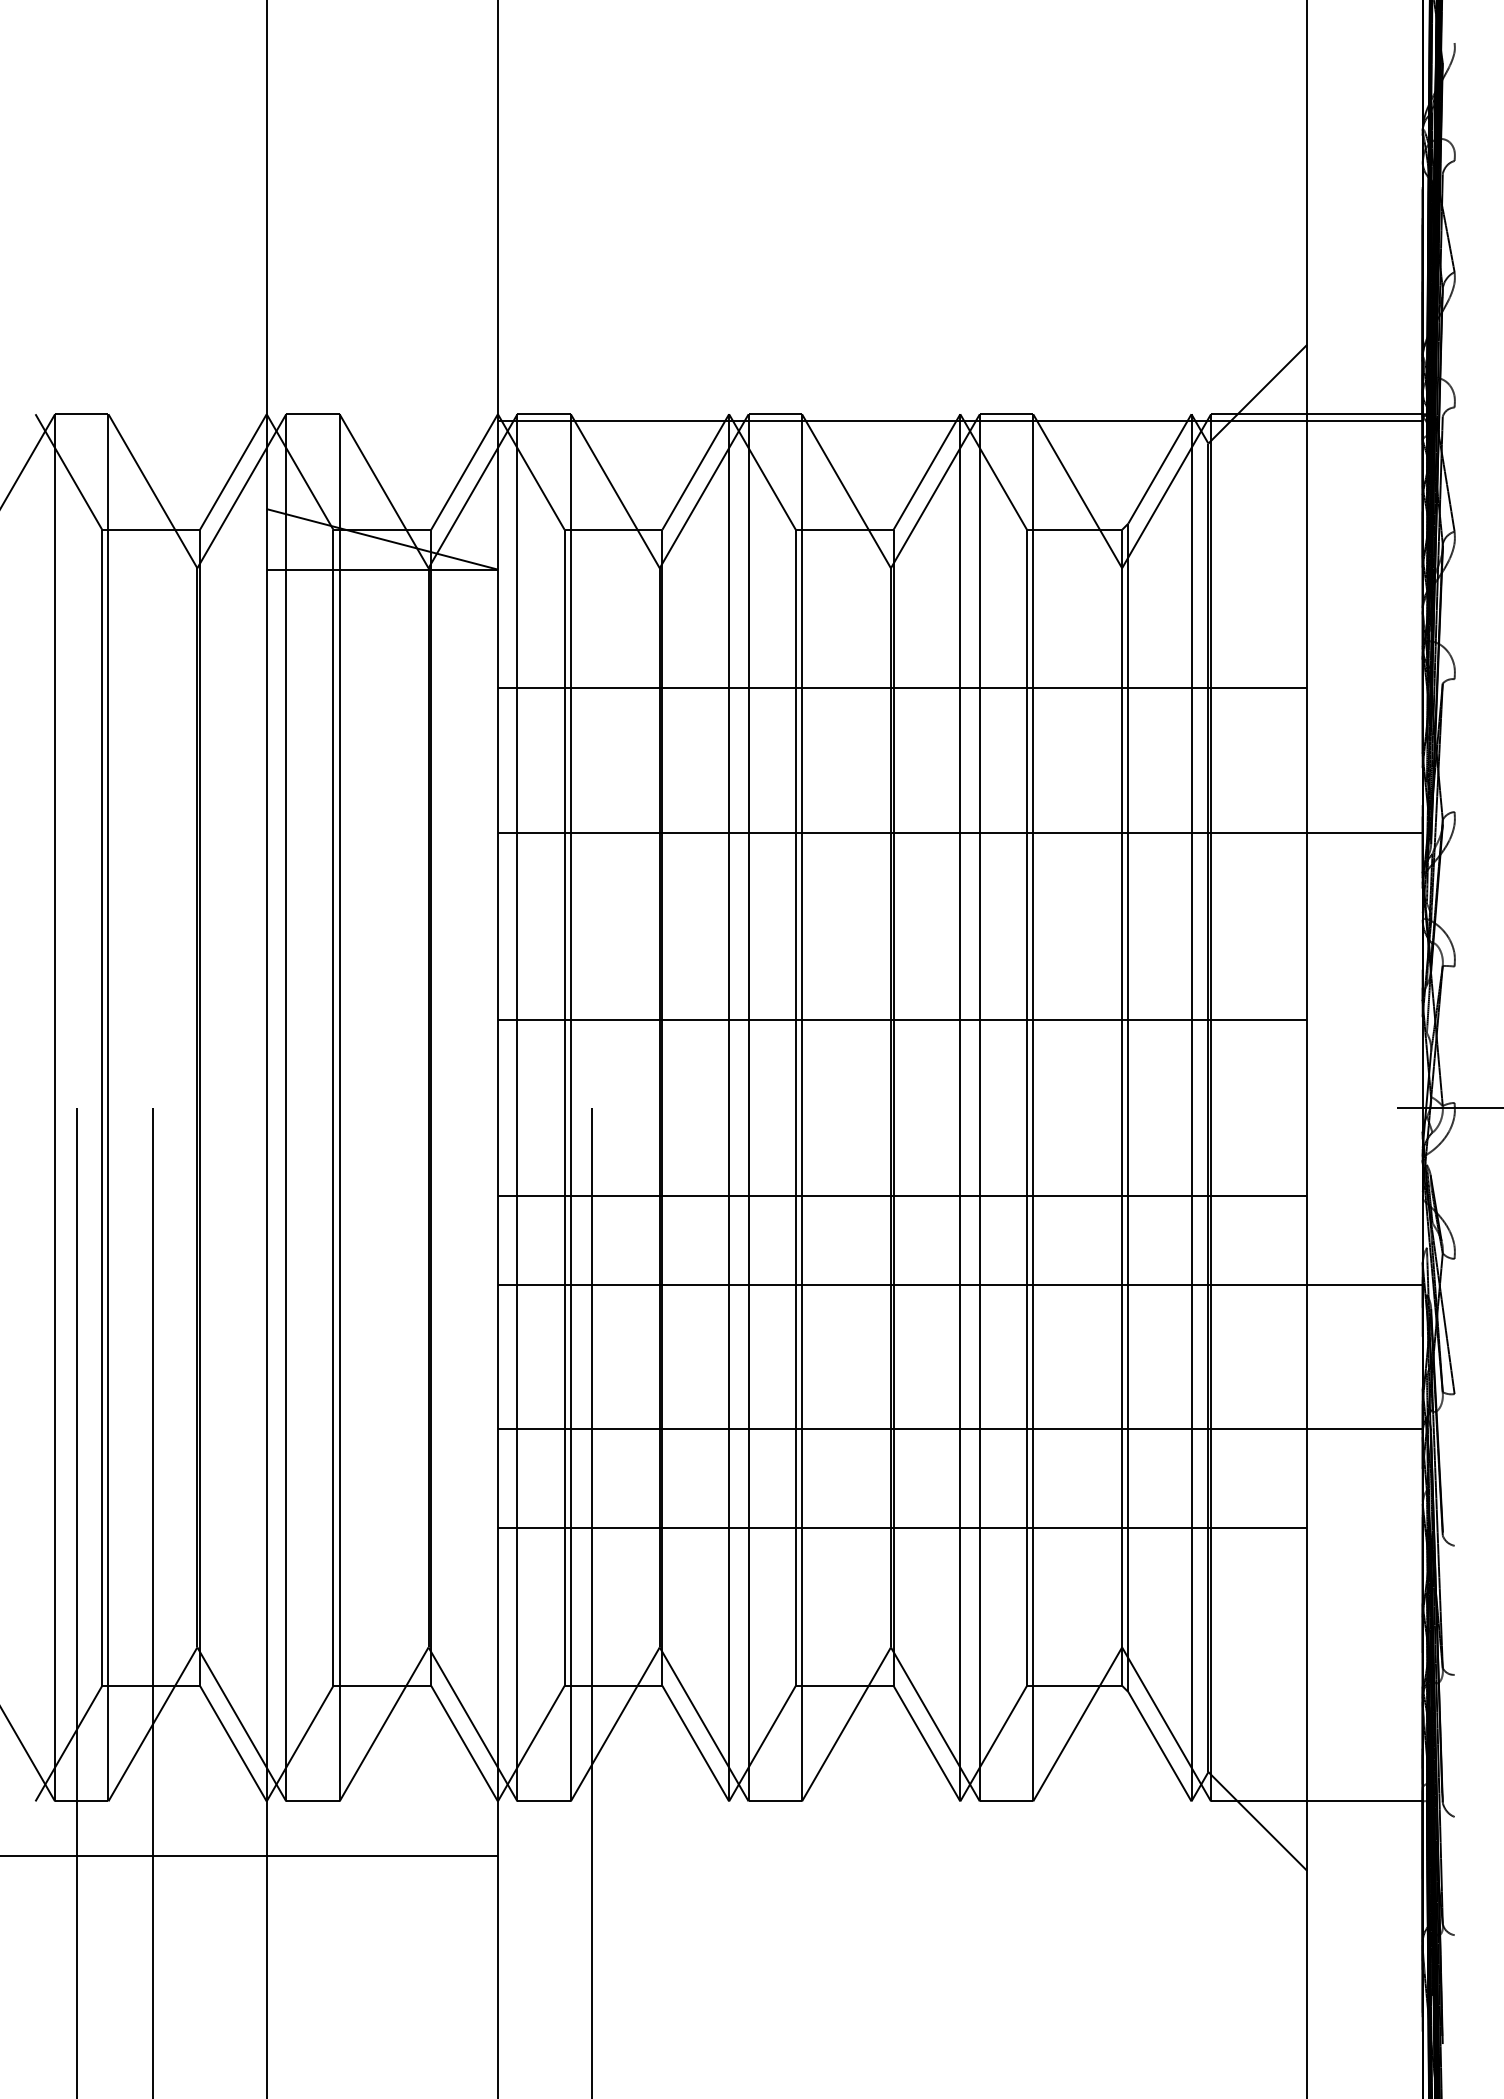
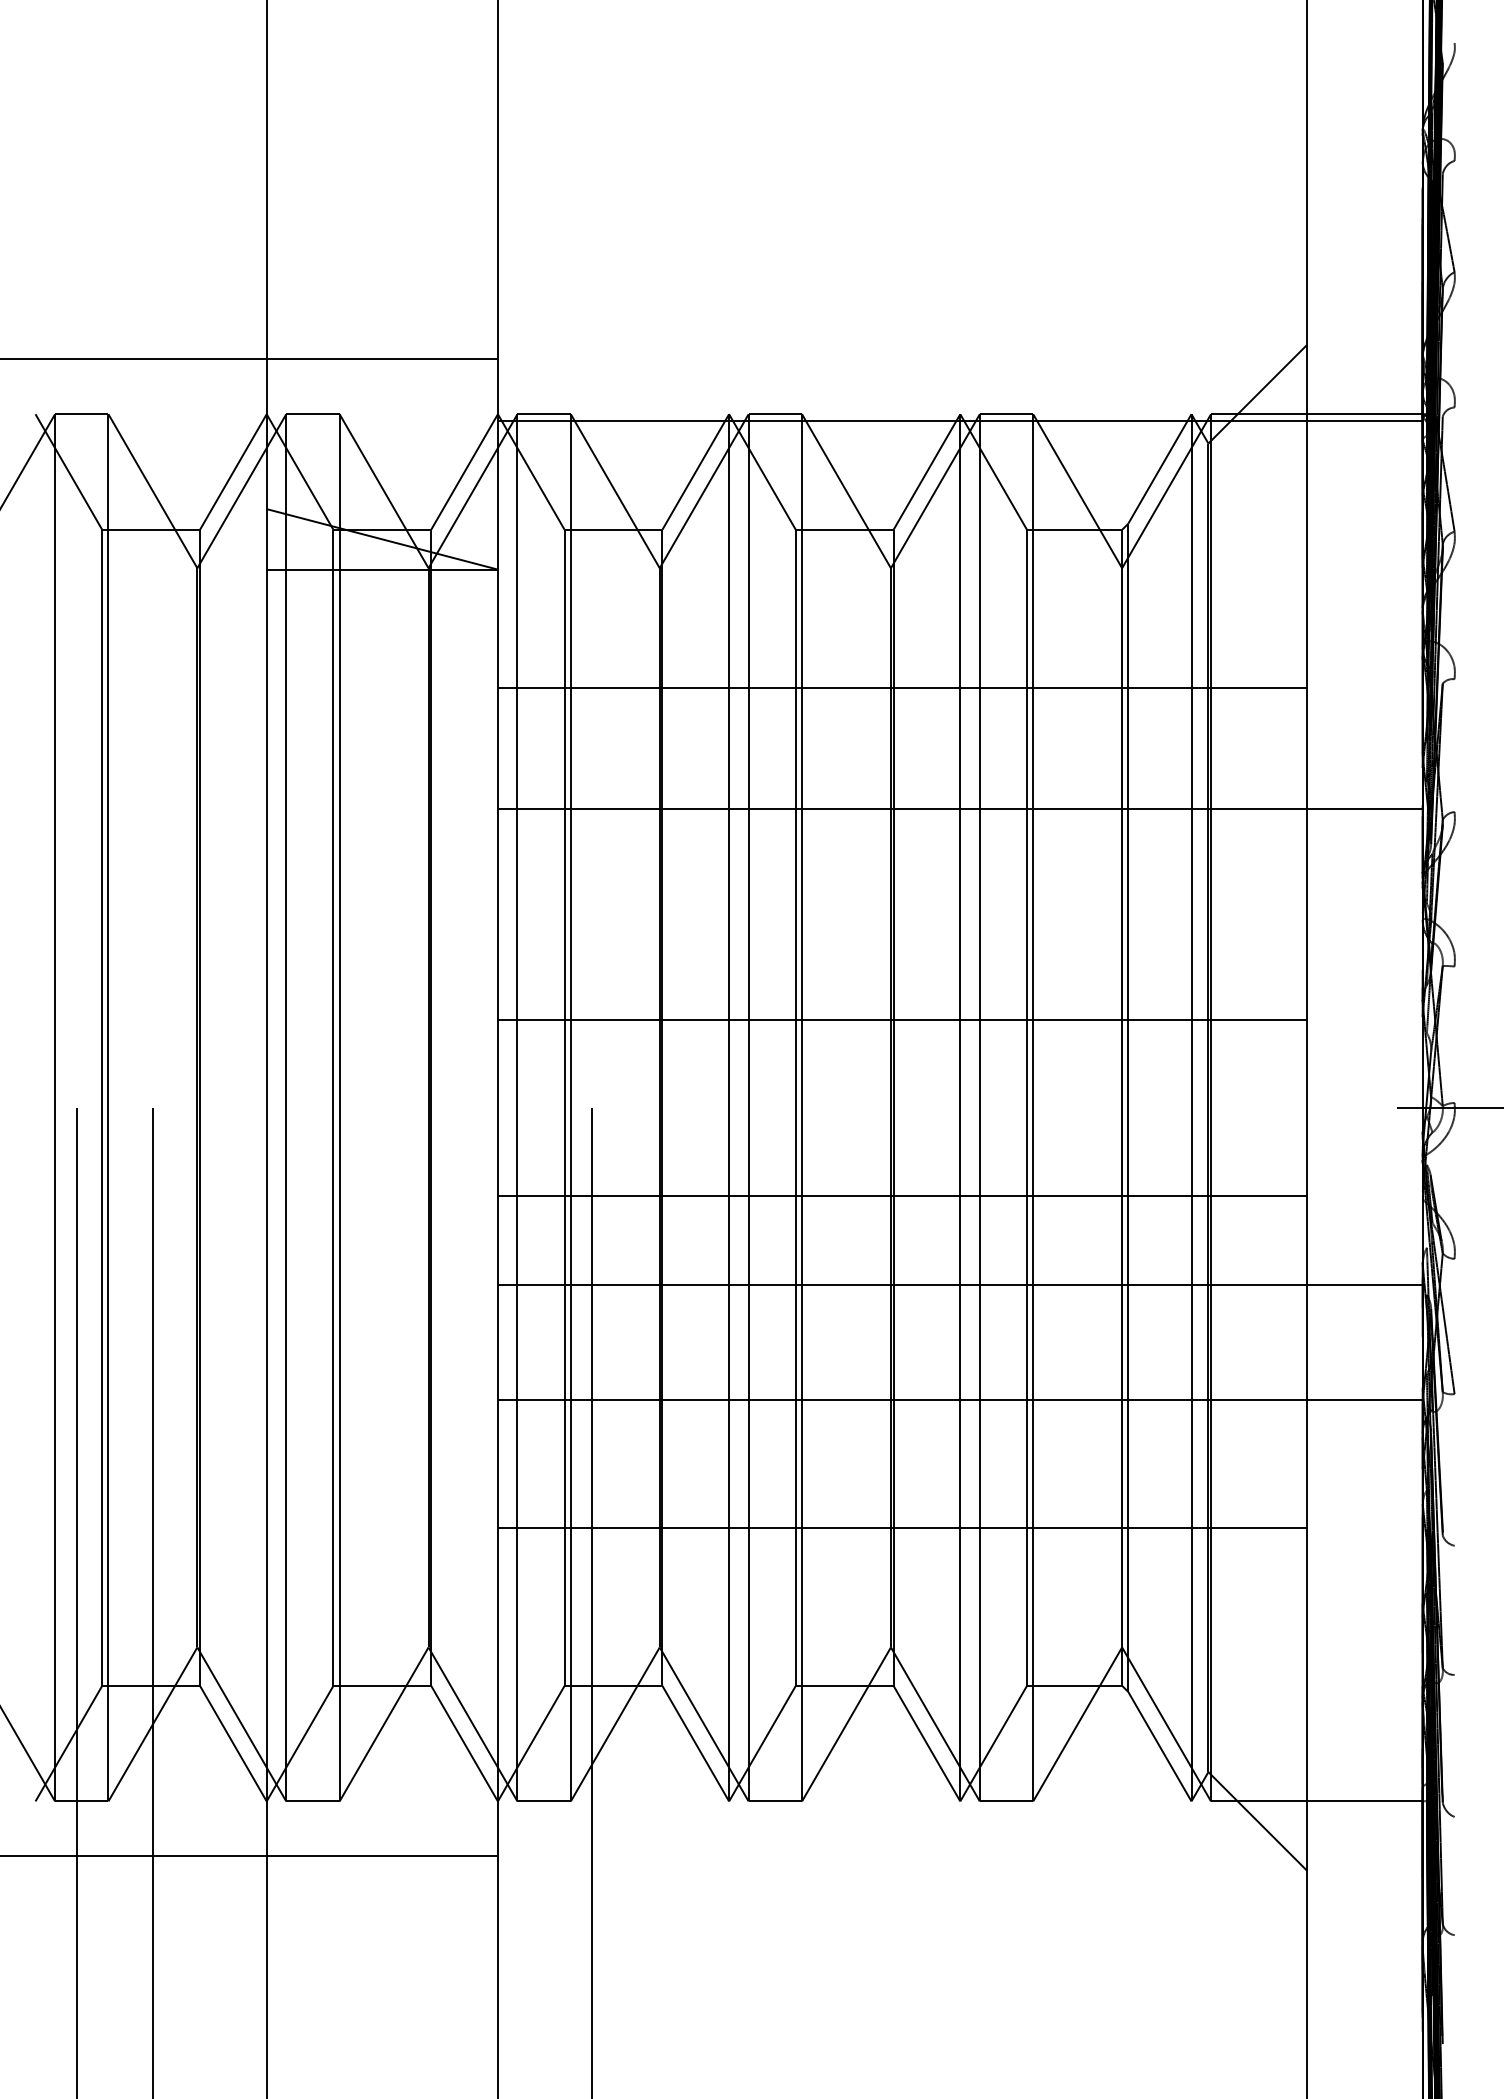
line: none -> present (249, 359)
line position: (959, 832) -> (959, 808) (959, 808)
line position: (959, 1428) -> (959, 1399) (959, 1399)
